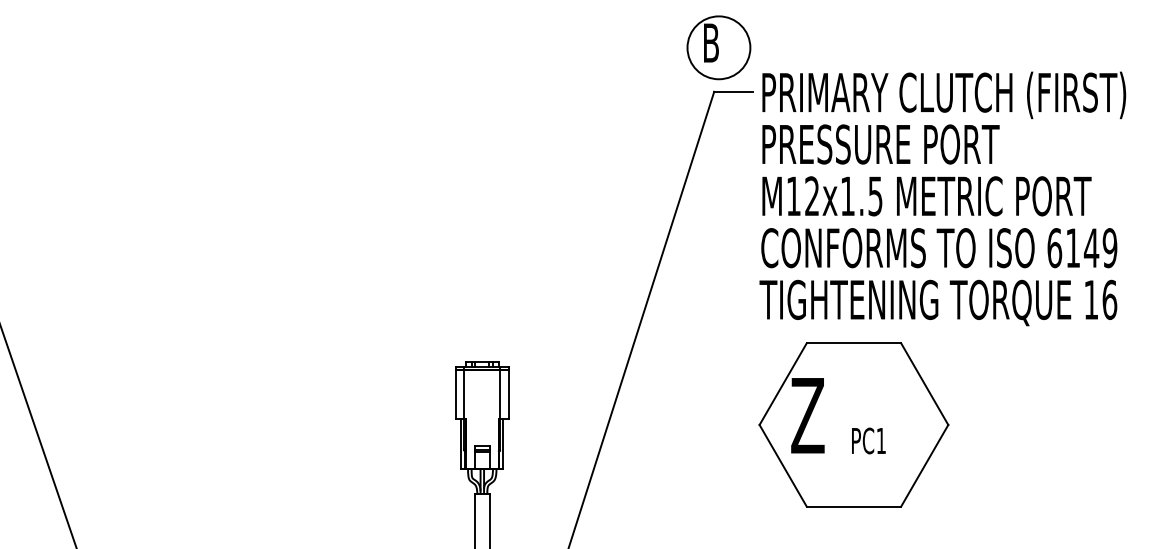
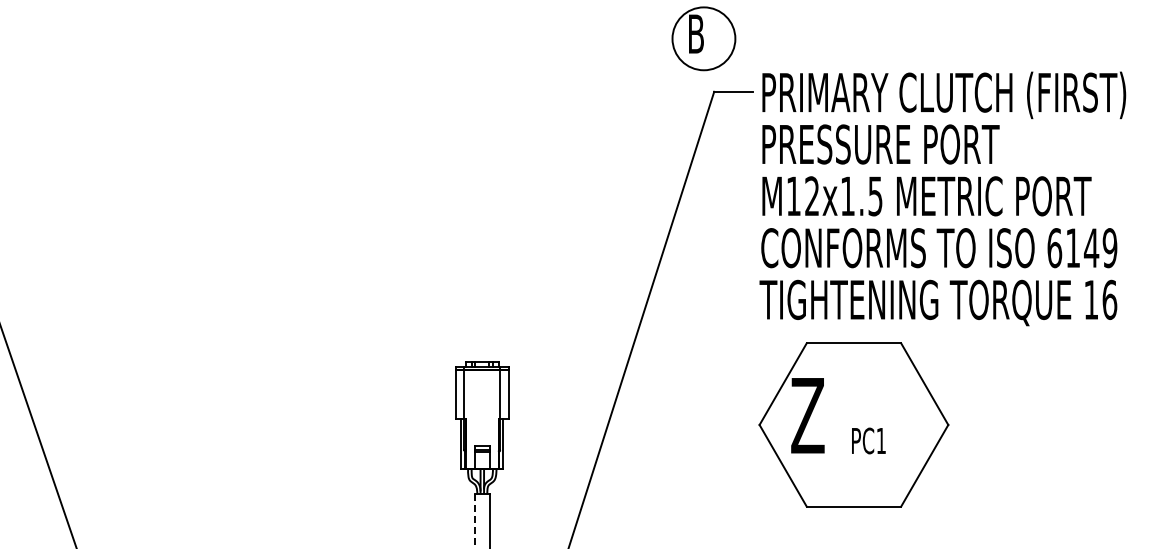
part position: (718, 47) -> (703, 38) (703, 38)
line: solid -> dashed (474, 521)
